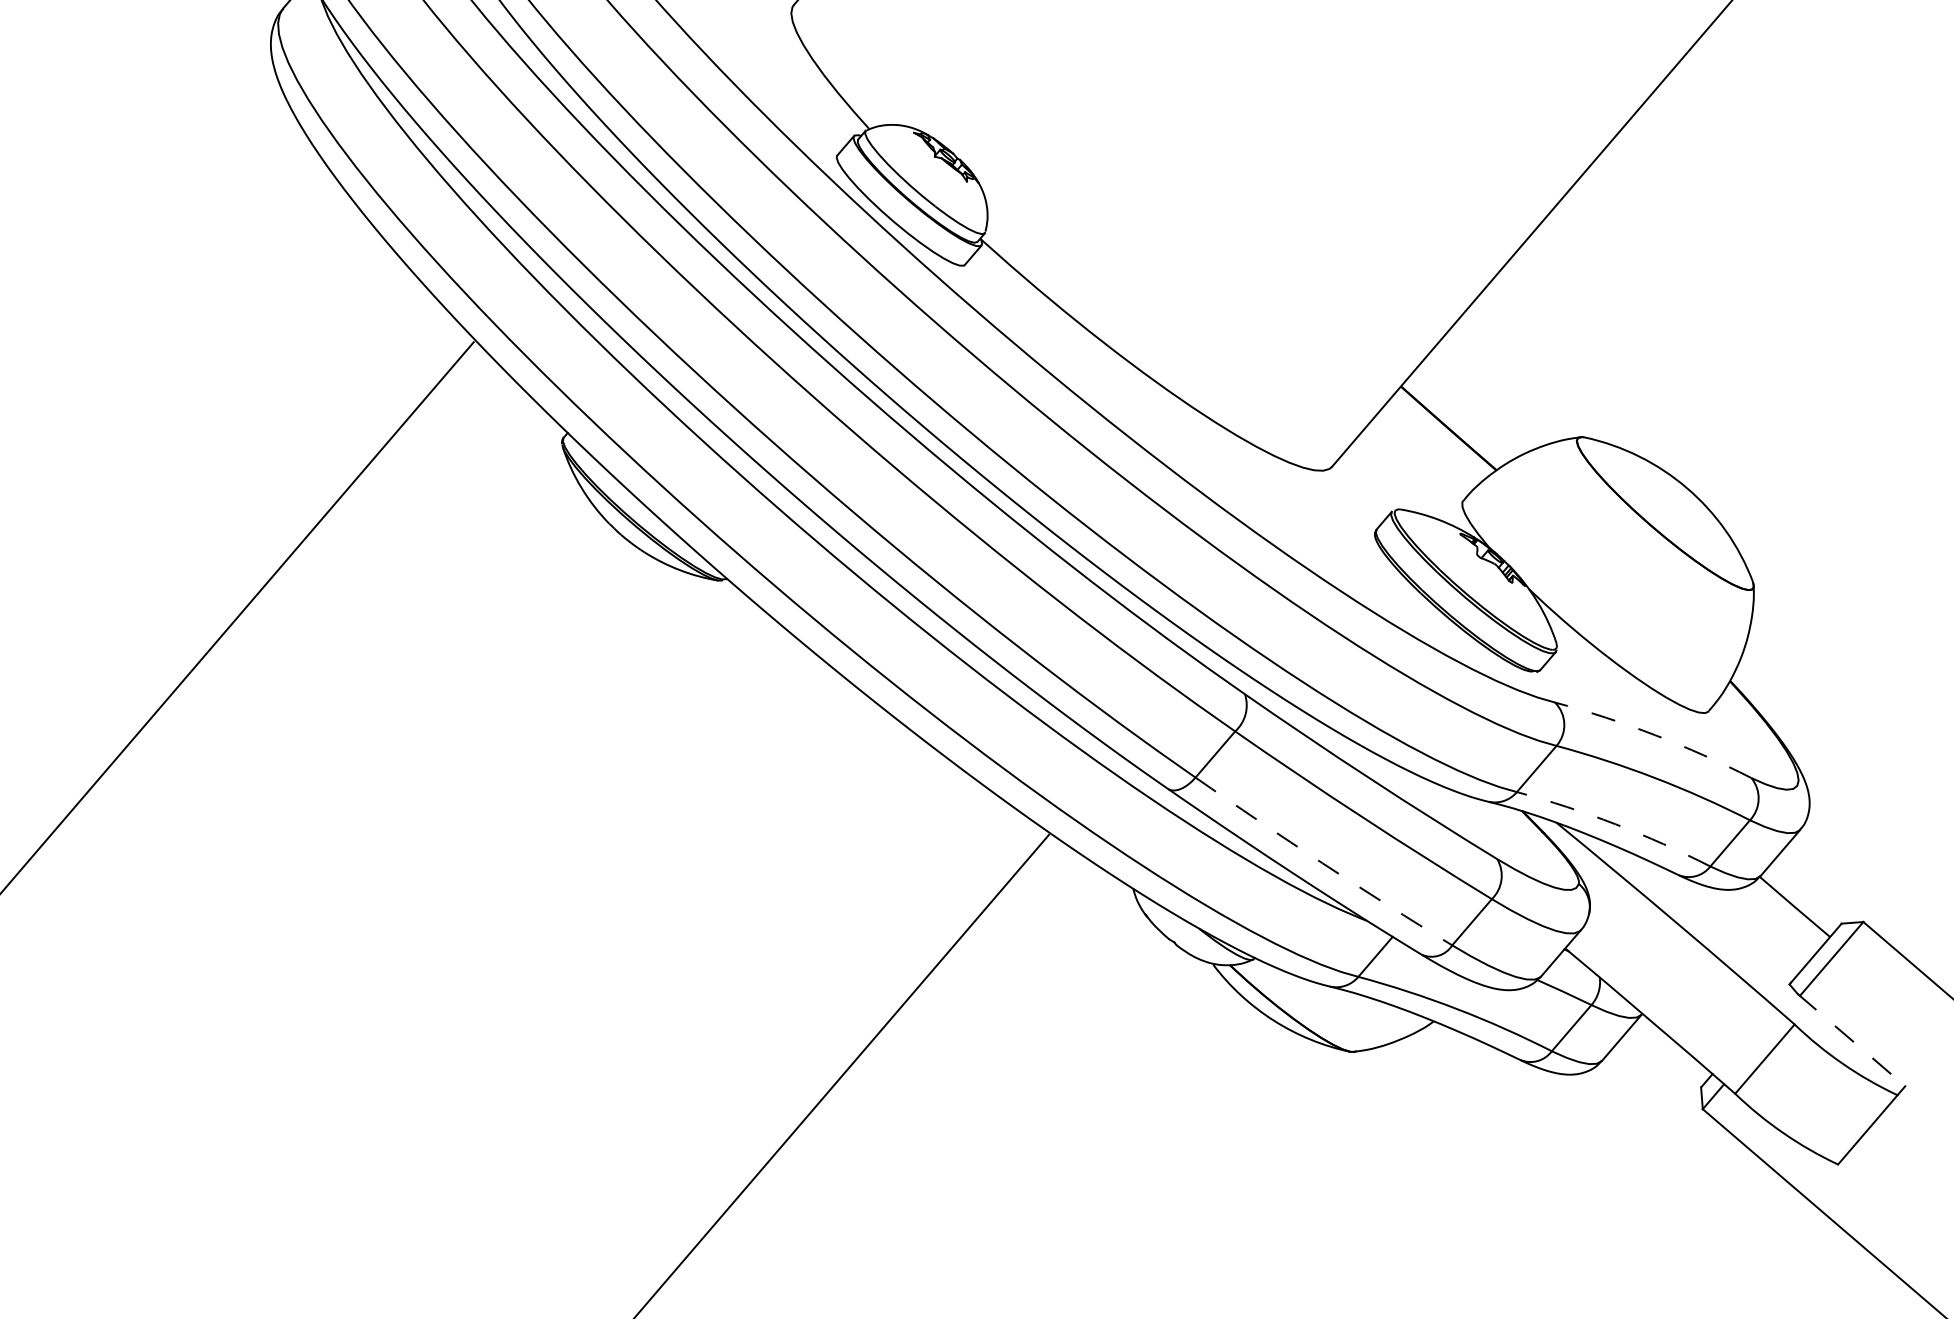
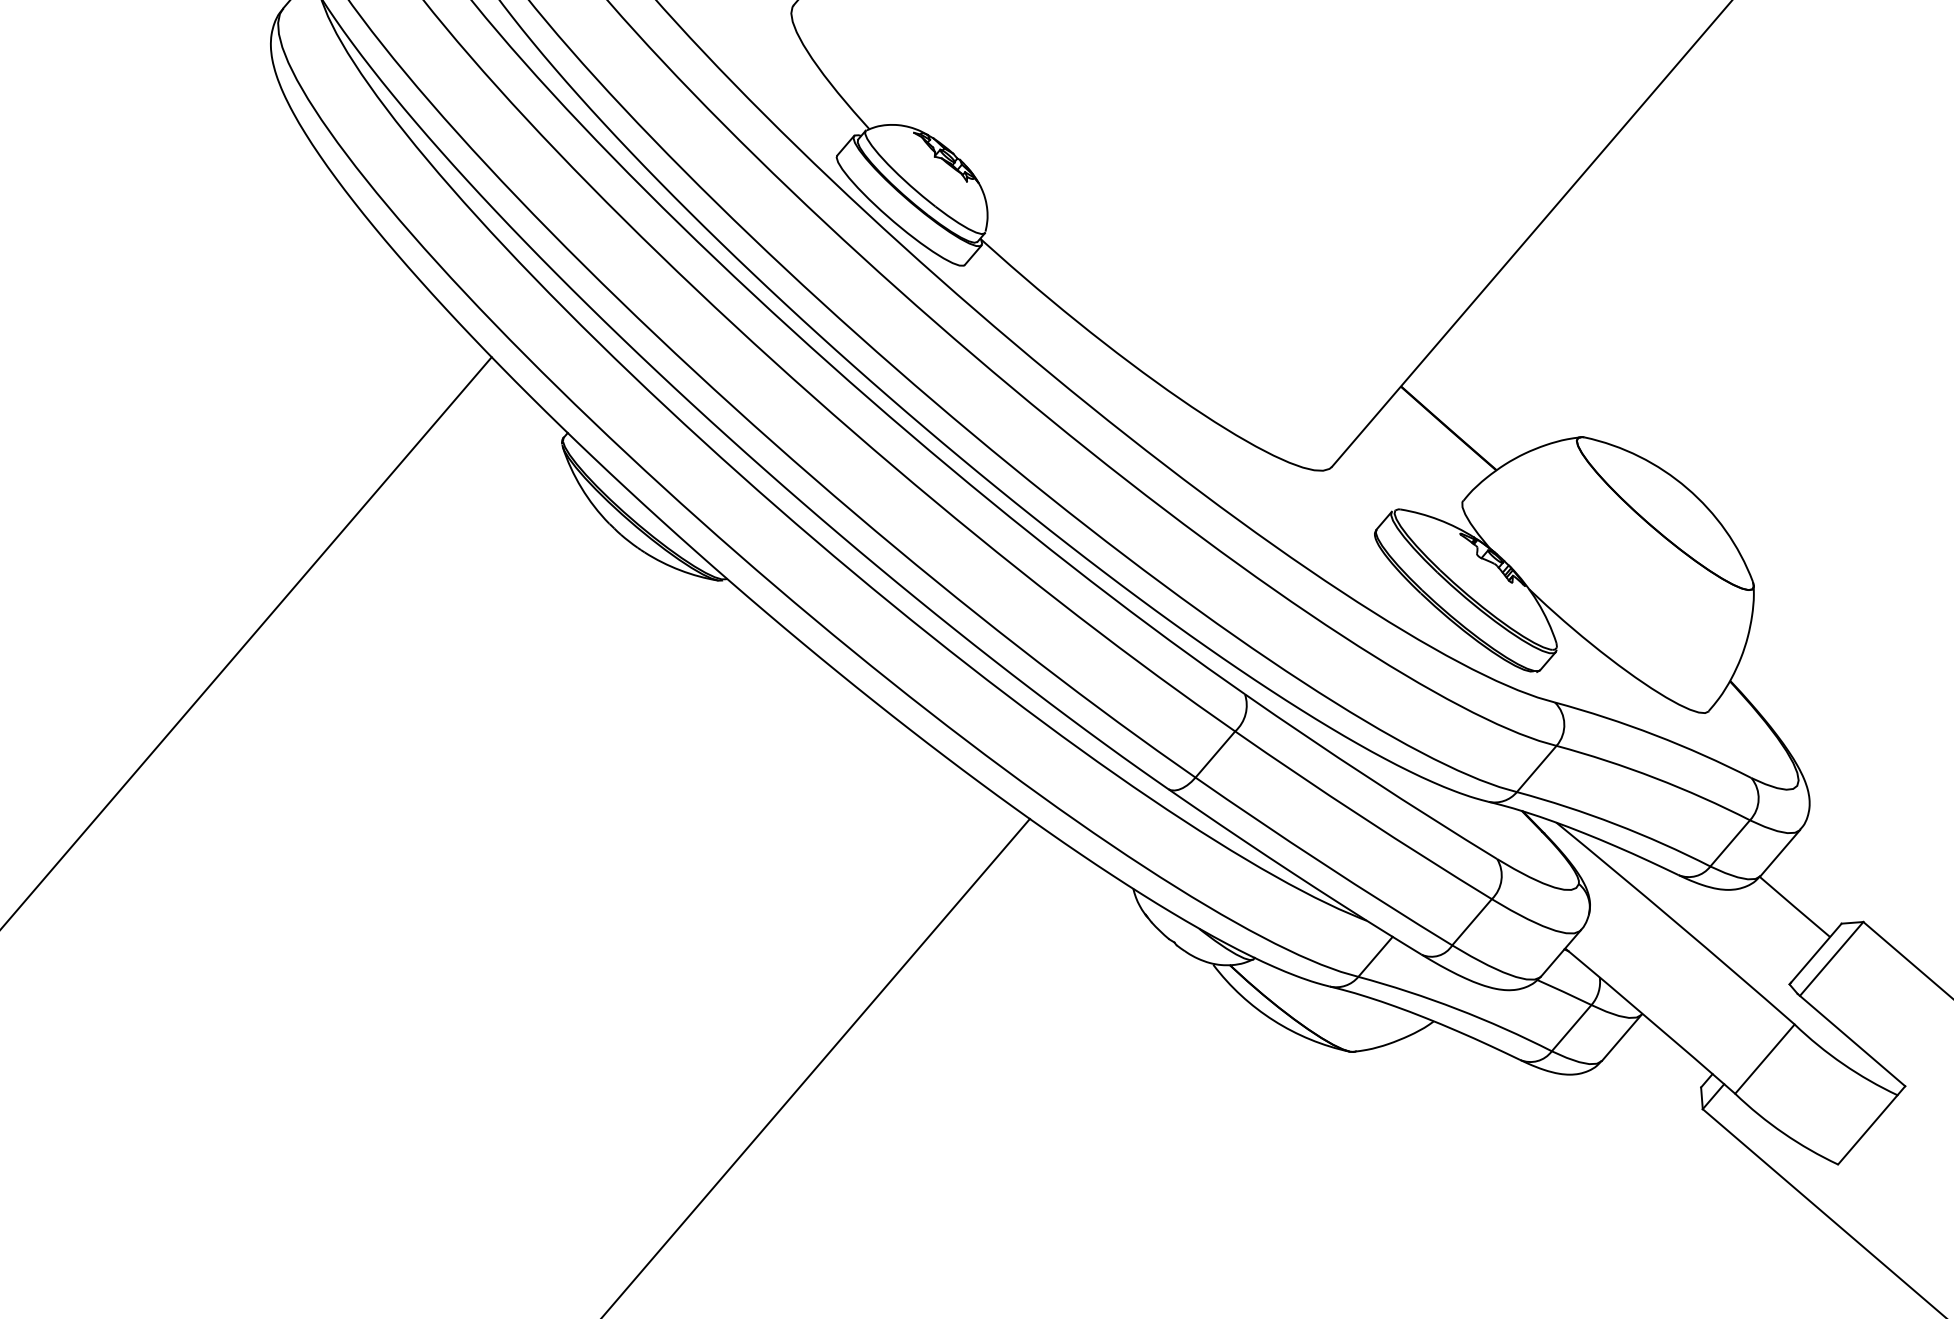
line position: (237, 616) -> (246, 642) (246, 642)
arc: dashed -> solid (1655, 735)
arc: dashed -> solid (1615, 824)
arc: dashed -> solid (1322, 863)
line: dashed -> solid (1851, 1040)
line position: (842, 1074) -> (816, 1066) (816, 1066)
